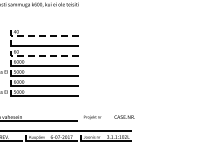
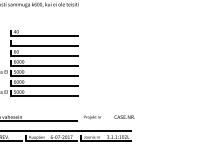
line: dashed -> solid (40, 35)
line: dashed -> solid (40, 55)
